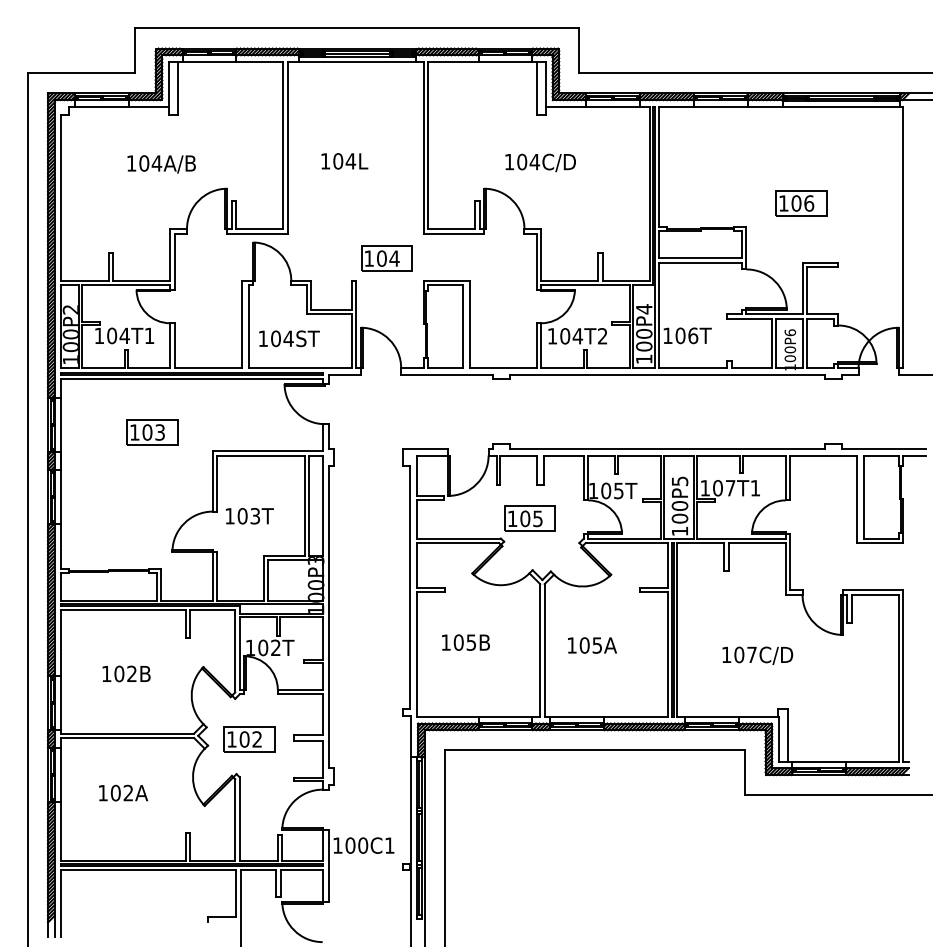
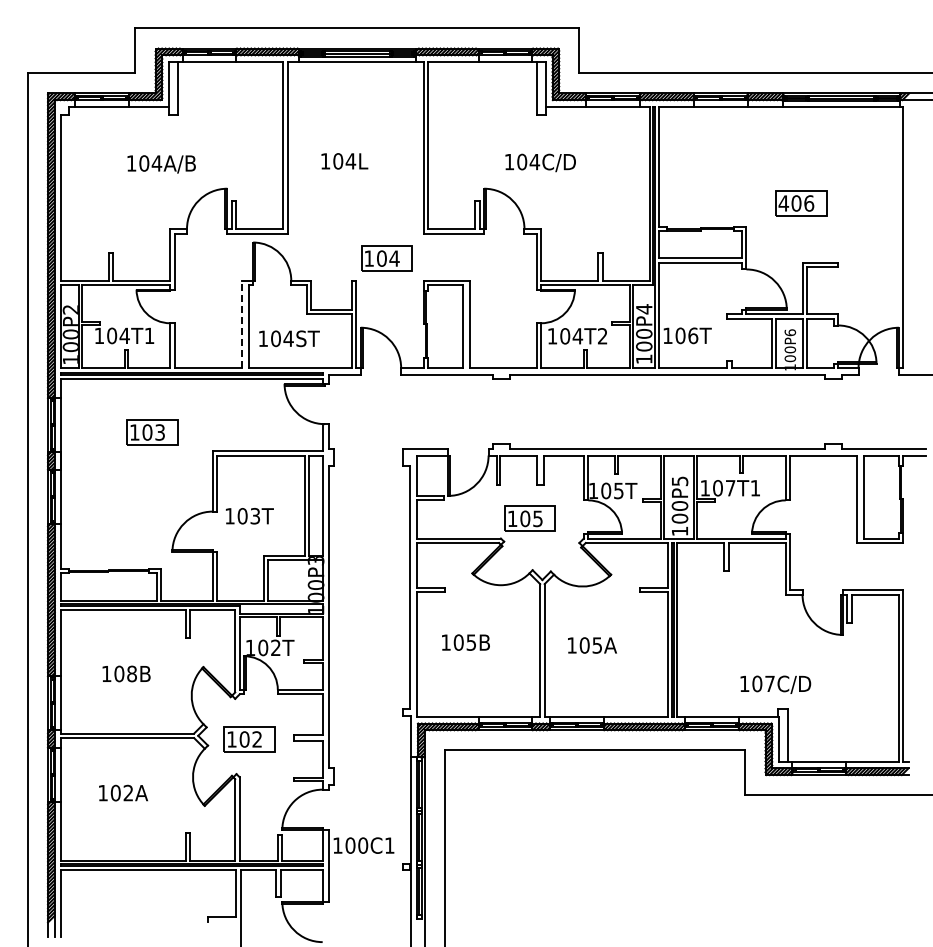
text: 106 -> 406 (783, 203)
line: solid -> dashed (241, 324)
text position: (757, 655) -> (775, 684) (775, 684)
text: 102B -> 108B (131, 673)
